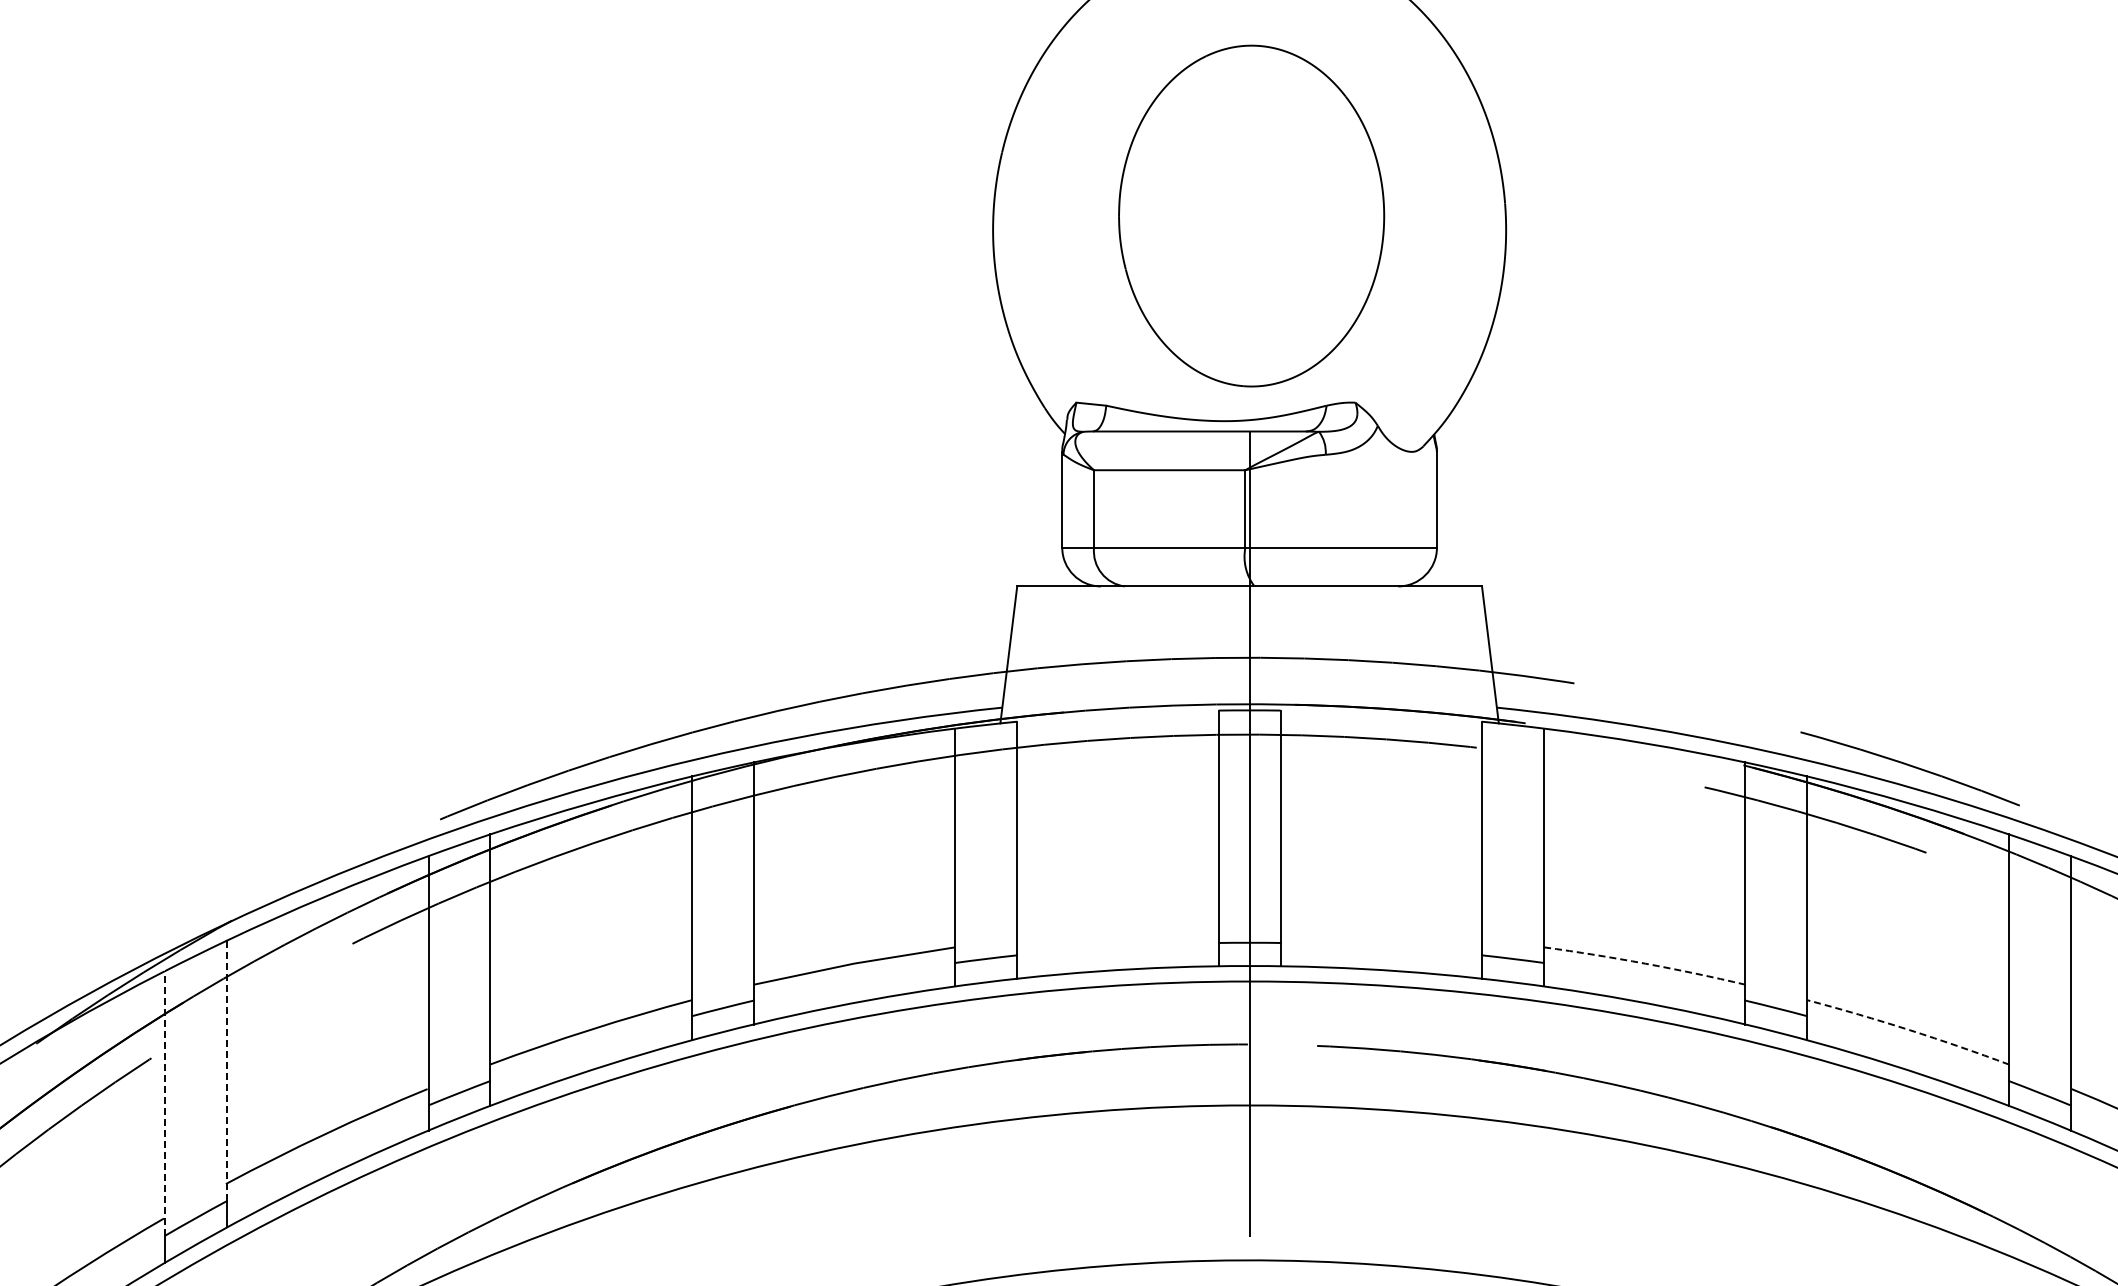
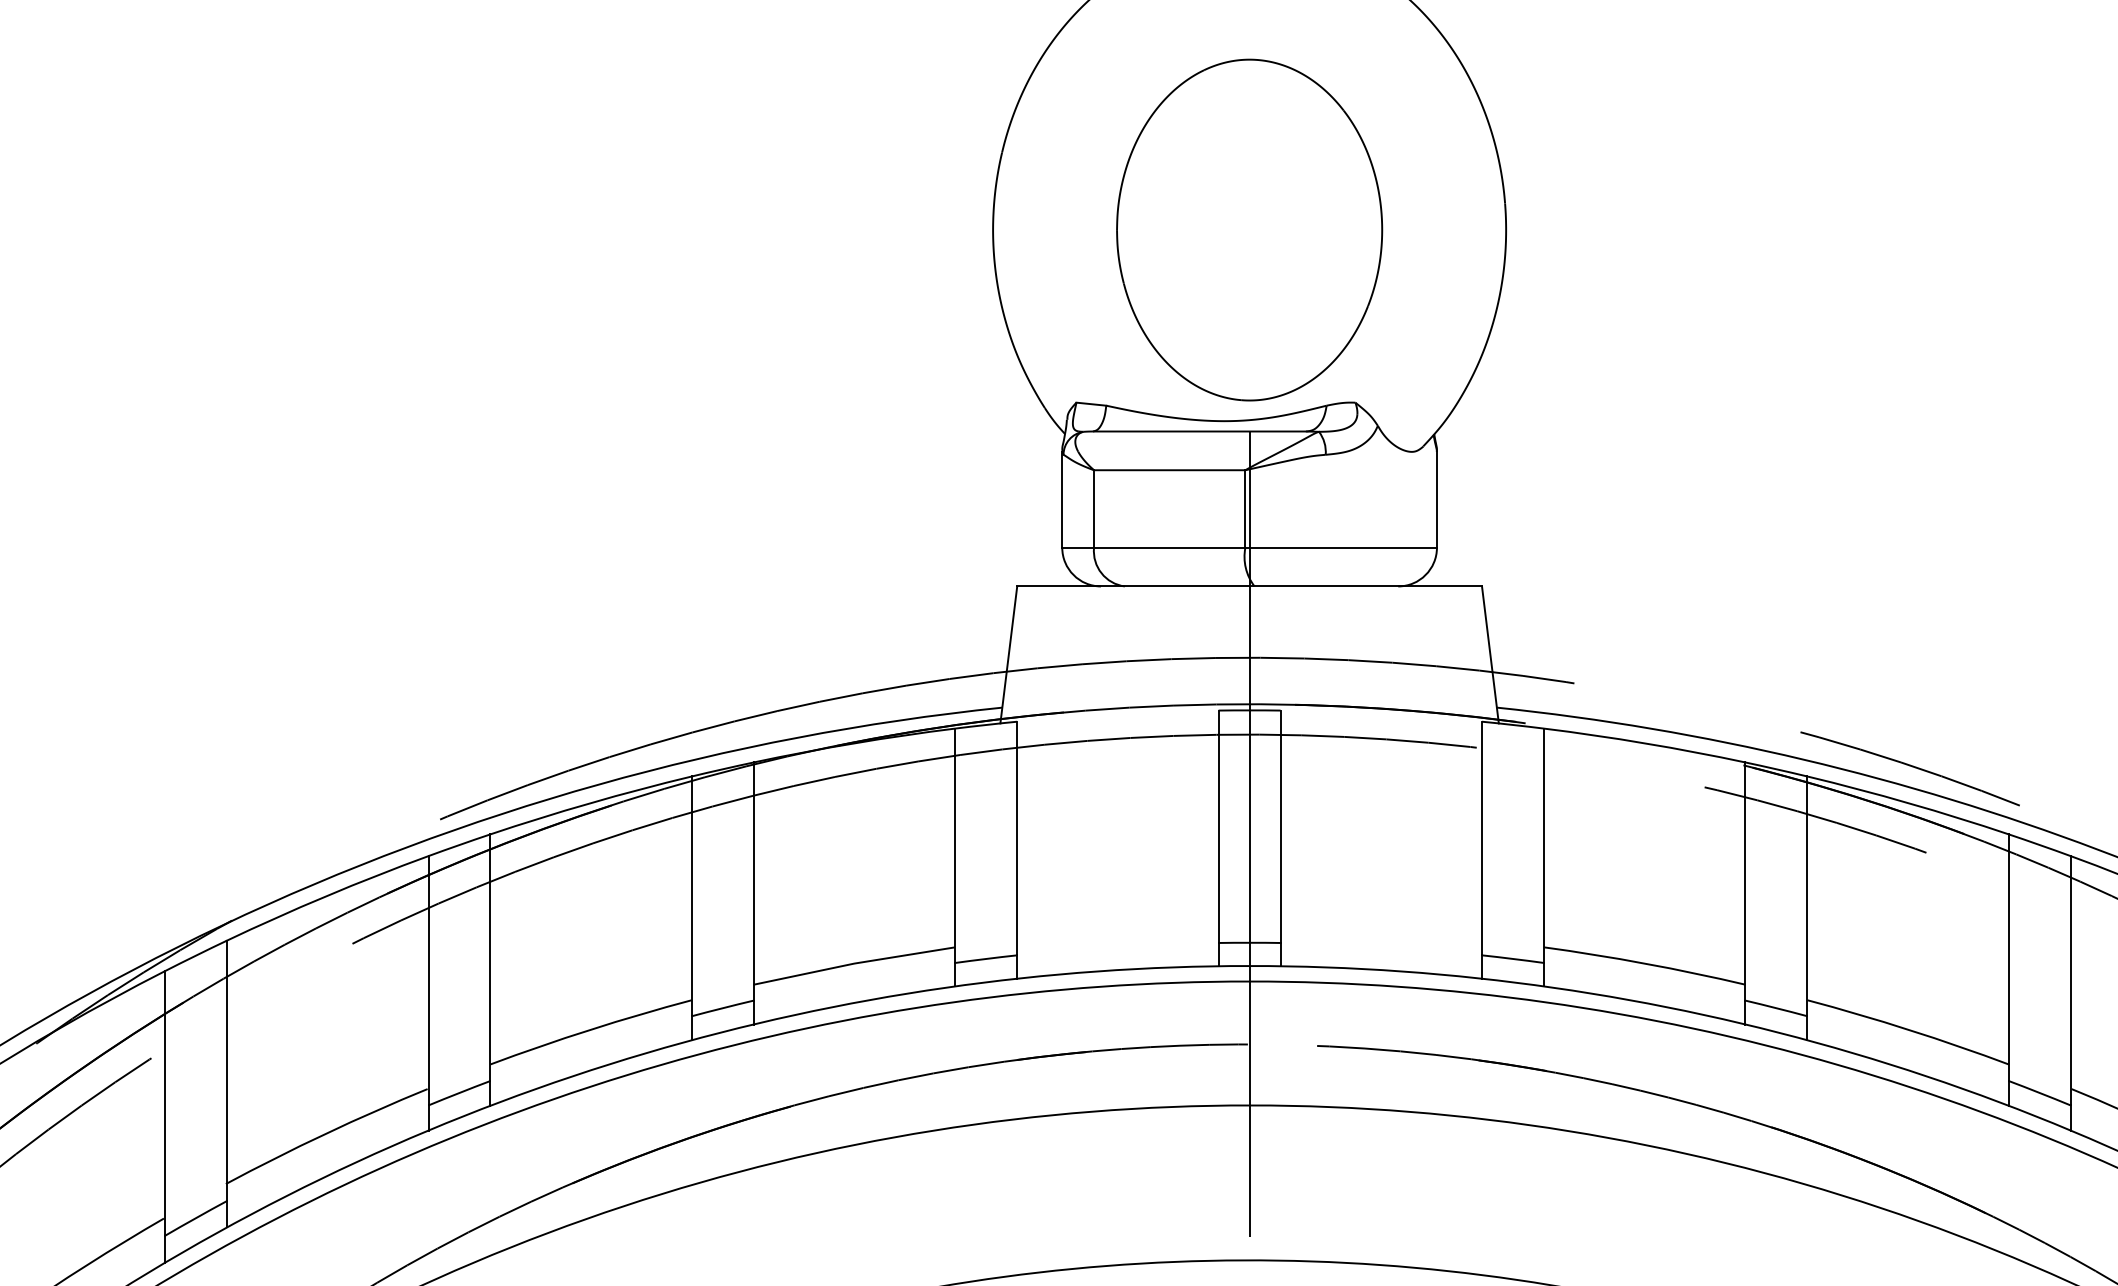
part position: (1251, 215) -> (1249, 229) (1249, 229)
arc: dashed -> solid (1645, 963)
arc: dashed -> solid (1909, 1030)
line: dashed -> solid (227, 1071)
line: dashed -> solid (165, 1102)
